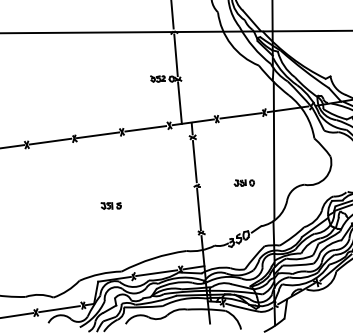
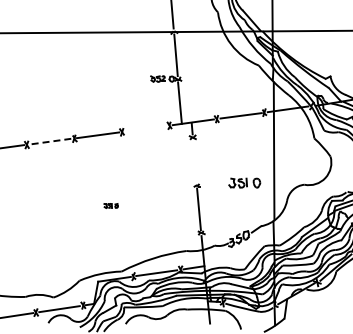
line: present -> none (145, 128)
line: solid -> dashed (50, 141)
line: present -> none (194, 161)
part size: 22x8 px -> 34x12 px (244, 182)
part size: 22x8 px -> 16x6 px (110, 205)
